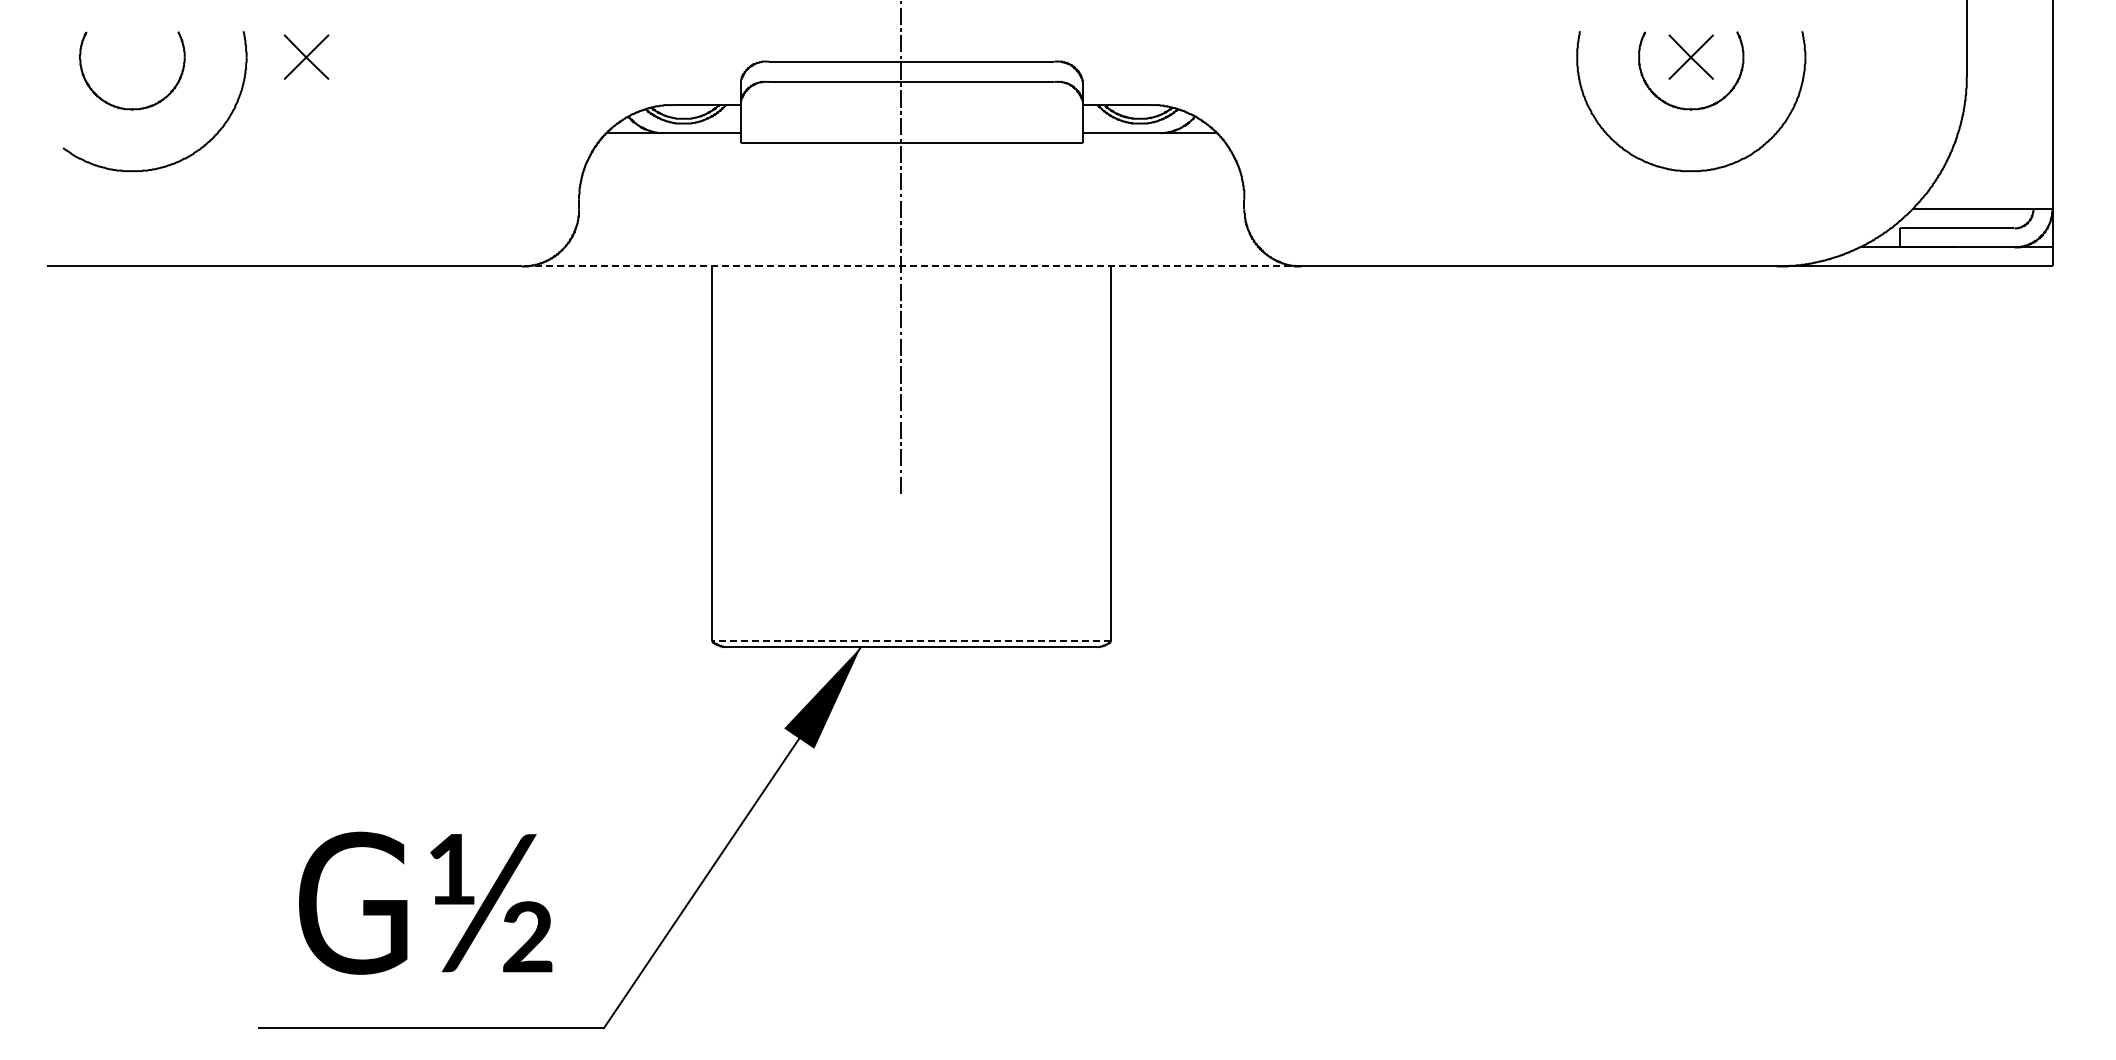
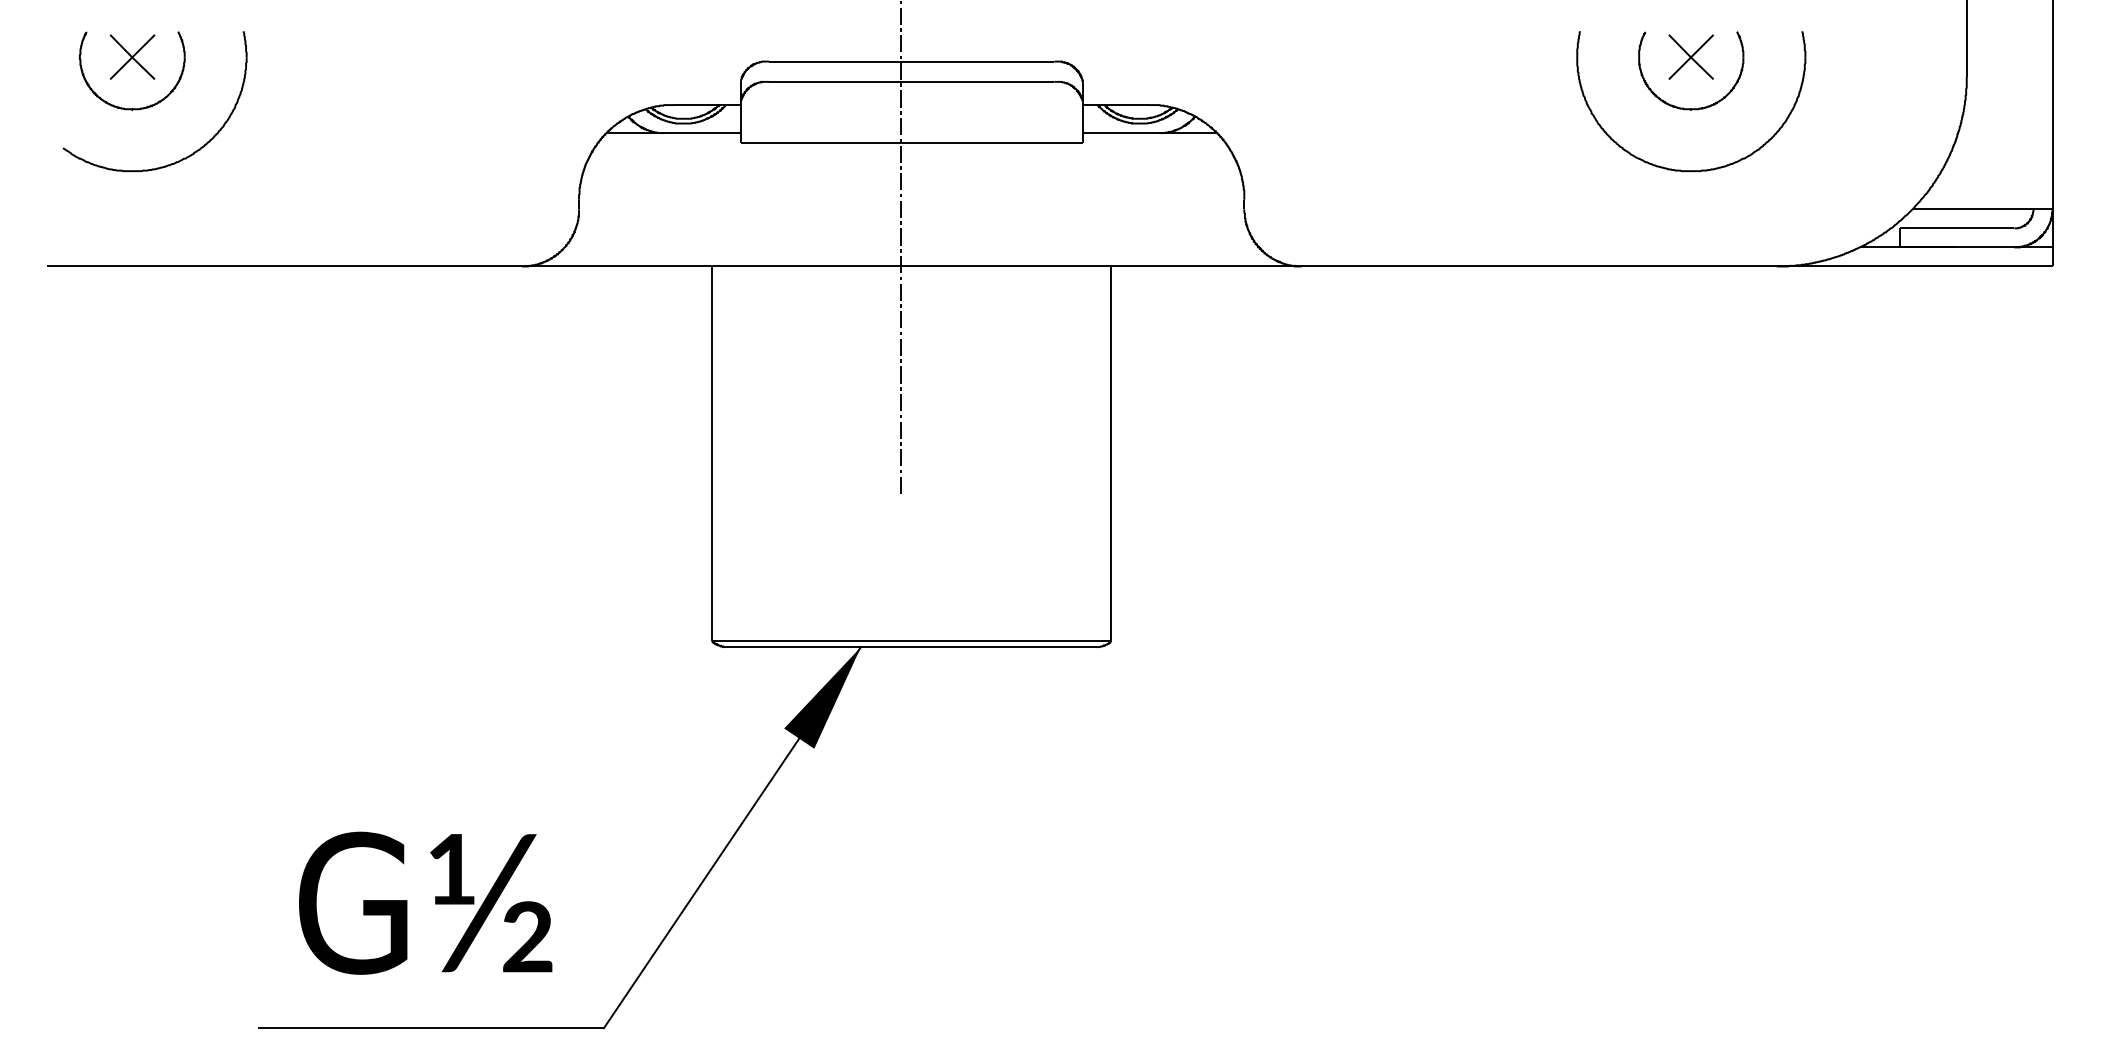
part position: (306, 56) -> (132, 56) (132, 56)
line: dashed -> solid (911, 266)
line: dashed -> solid (911, 641)
